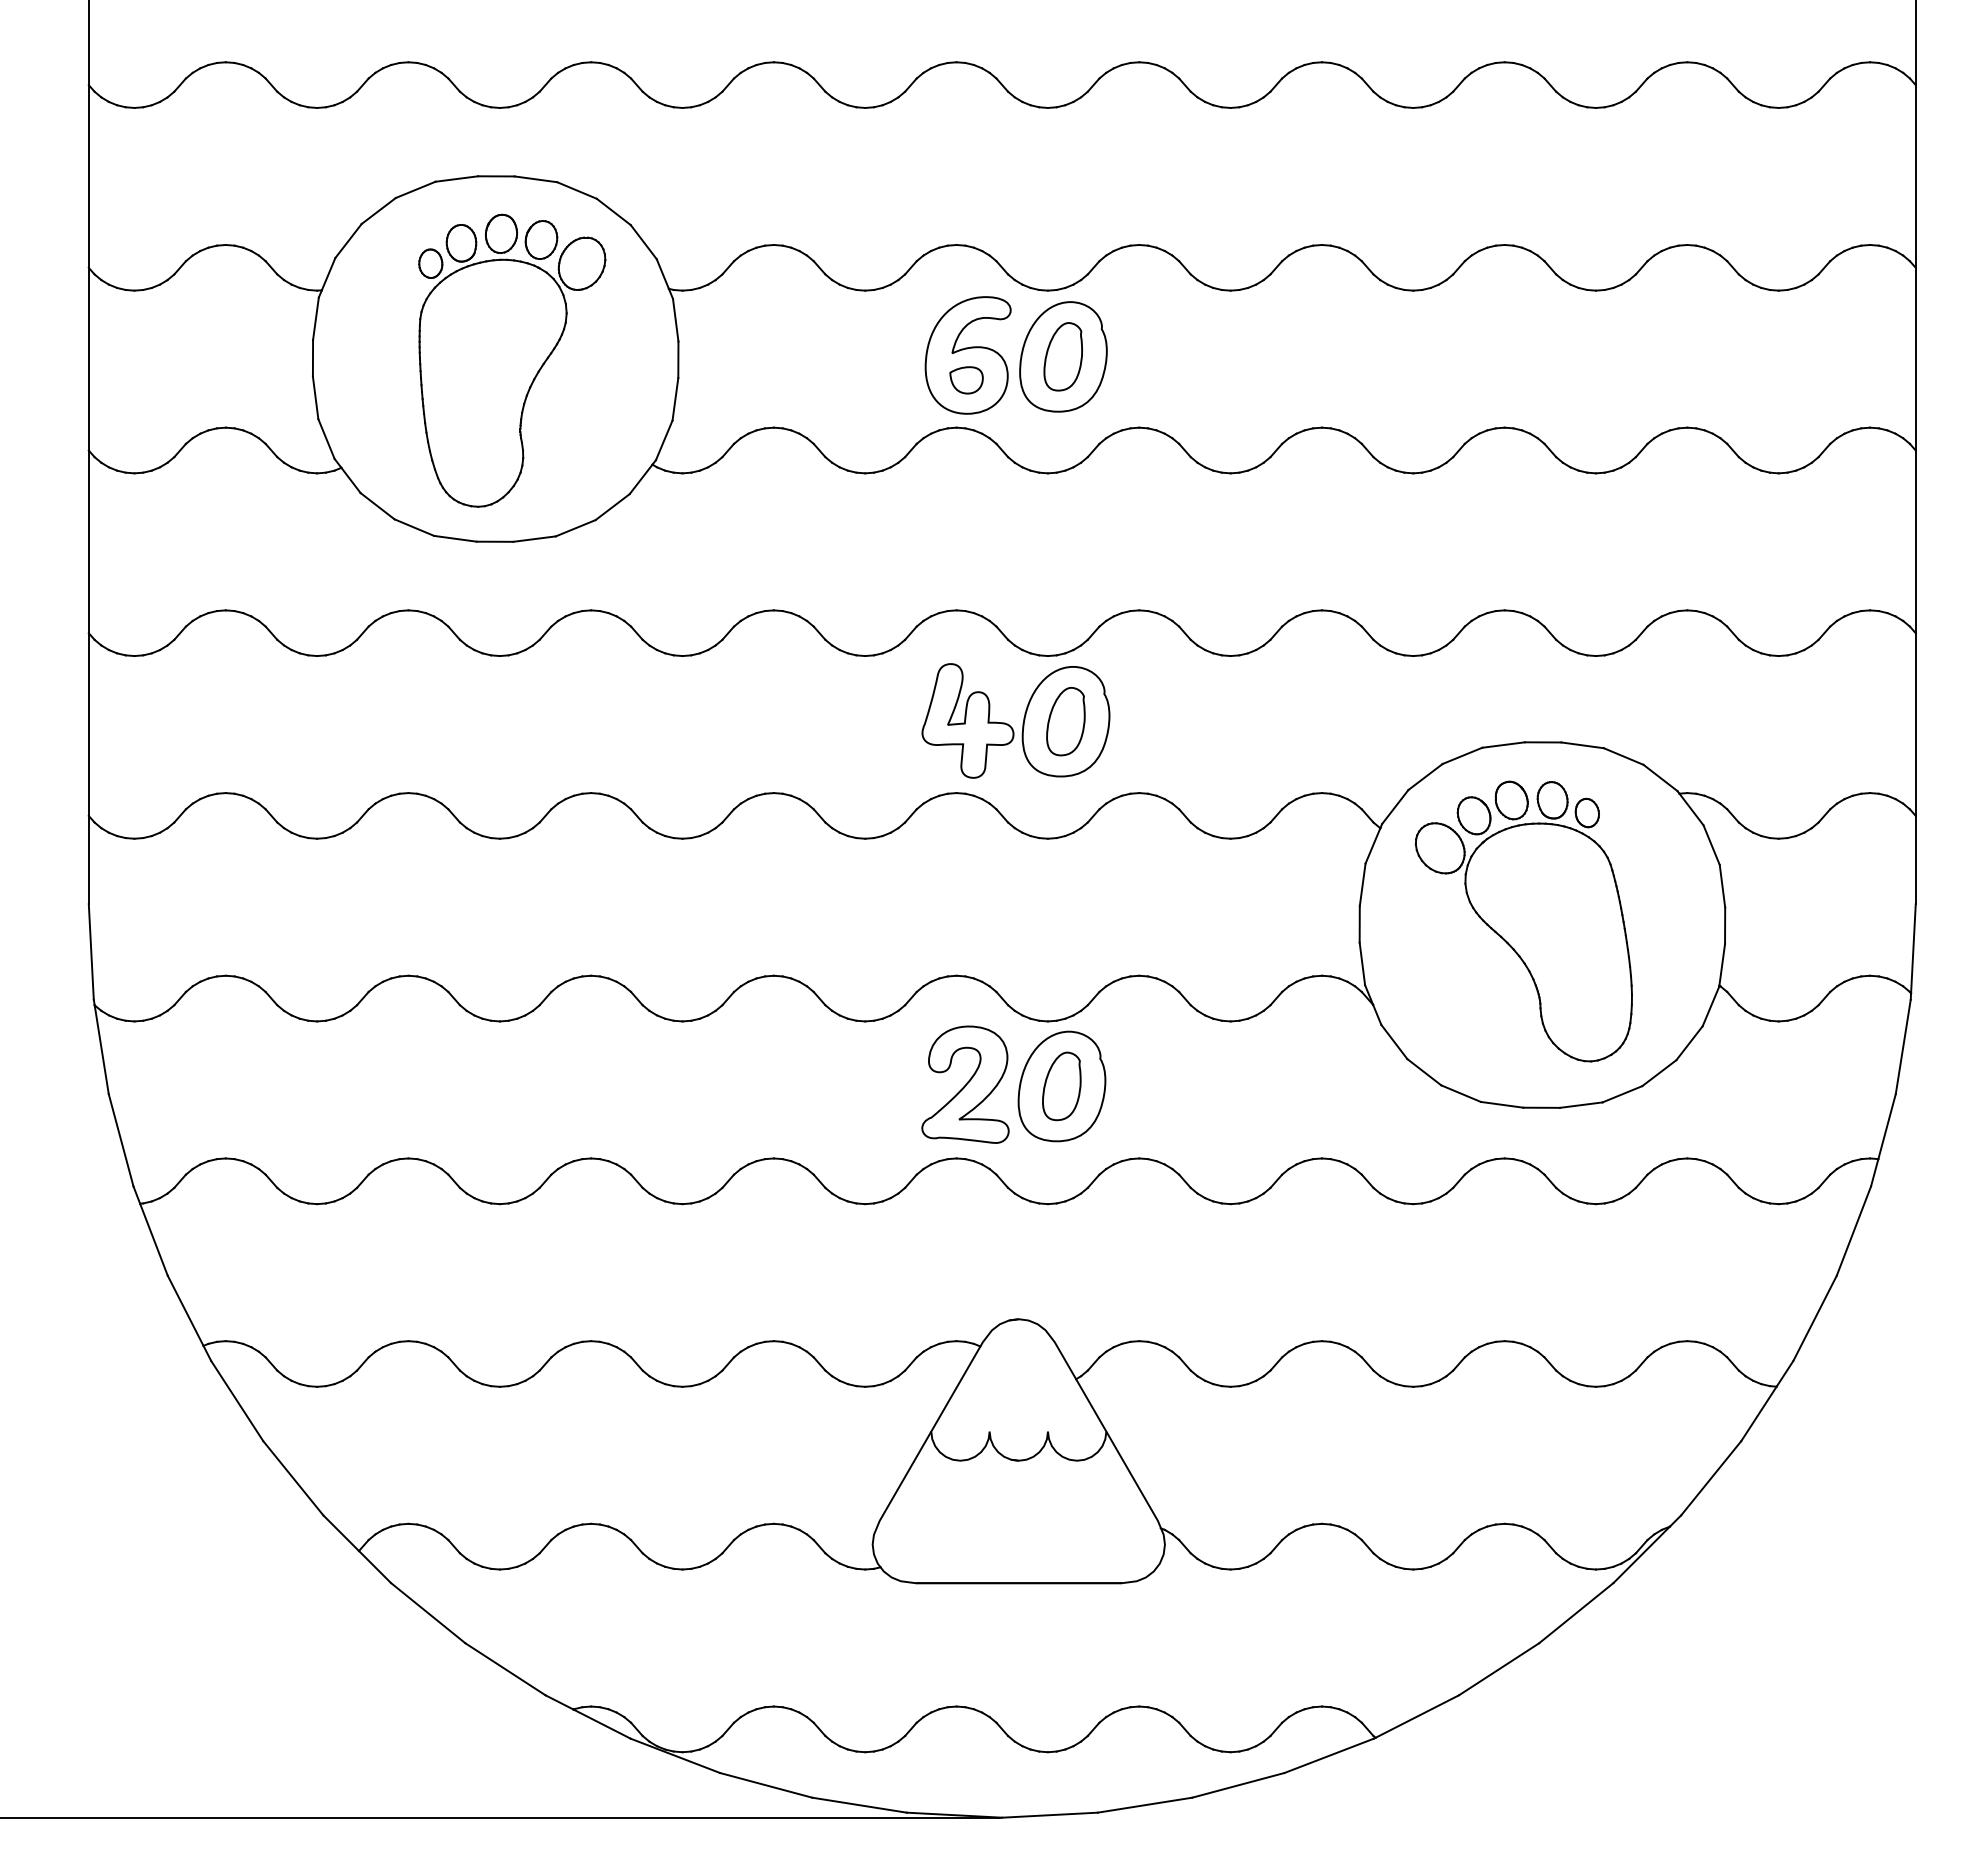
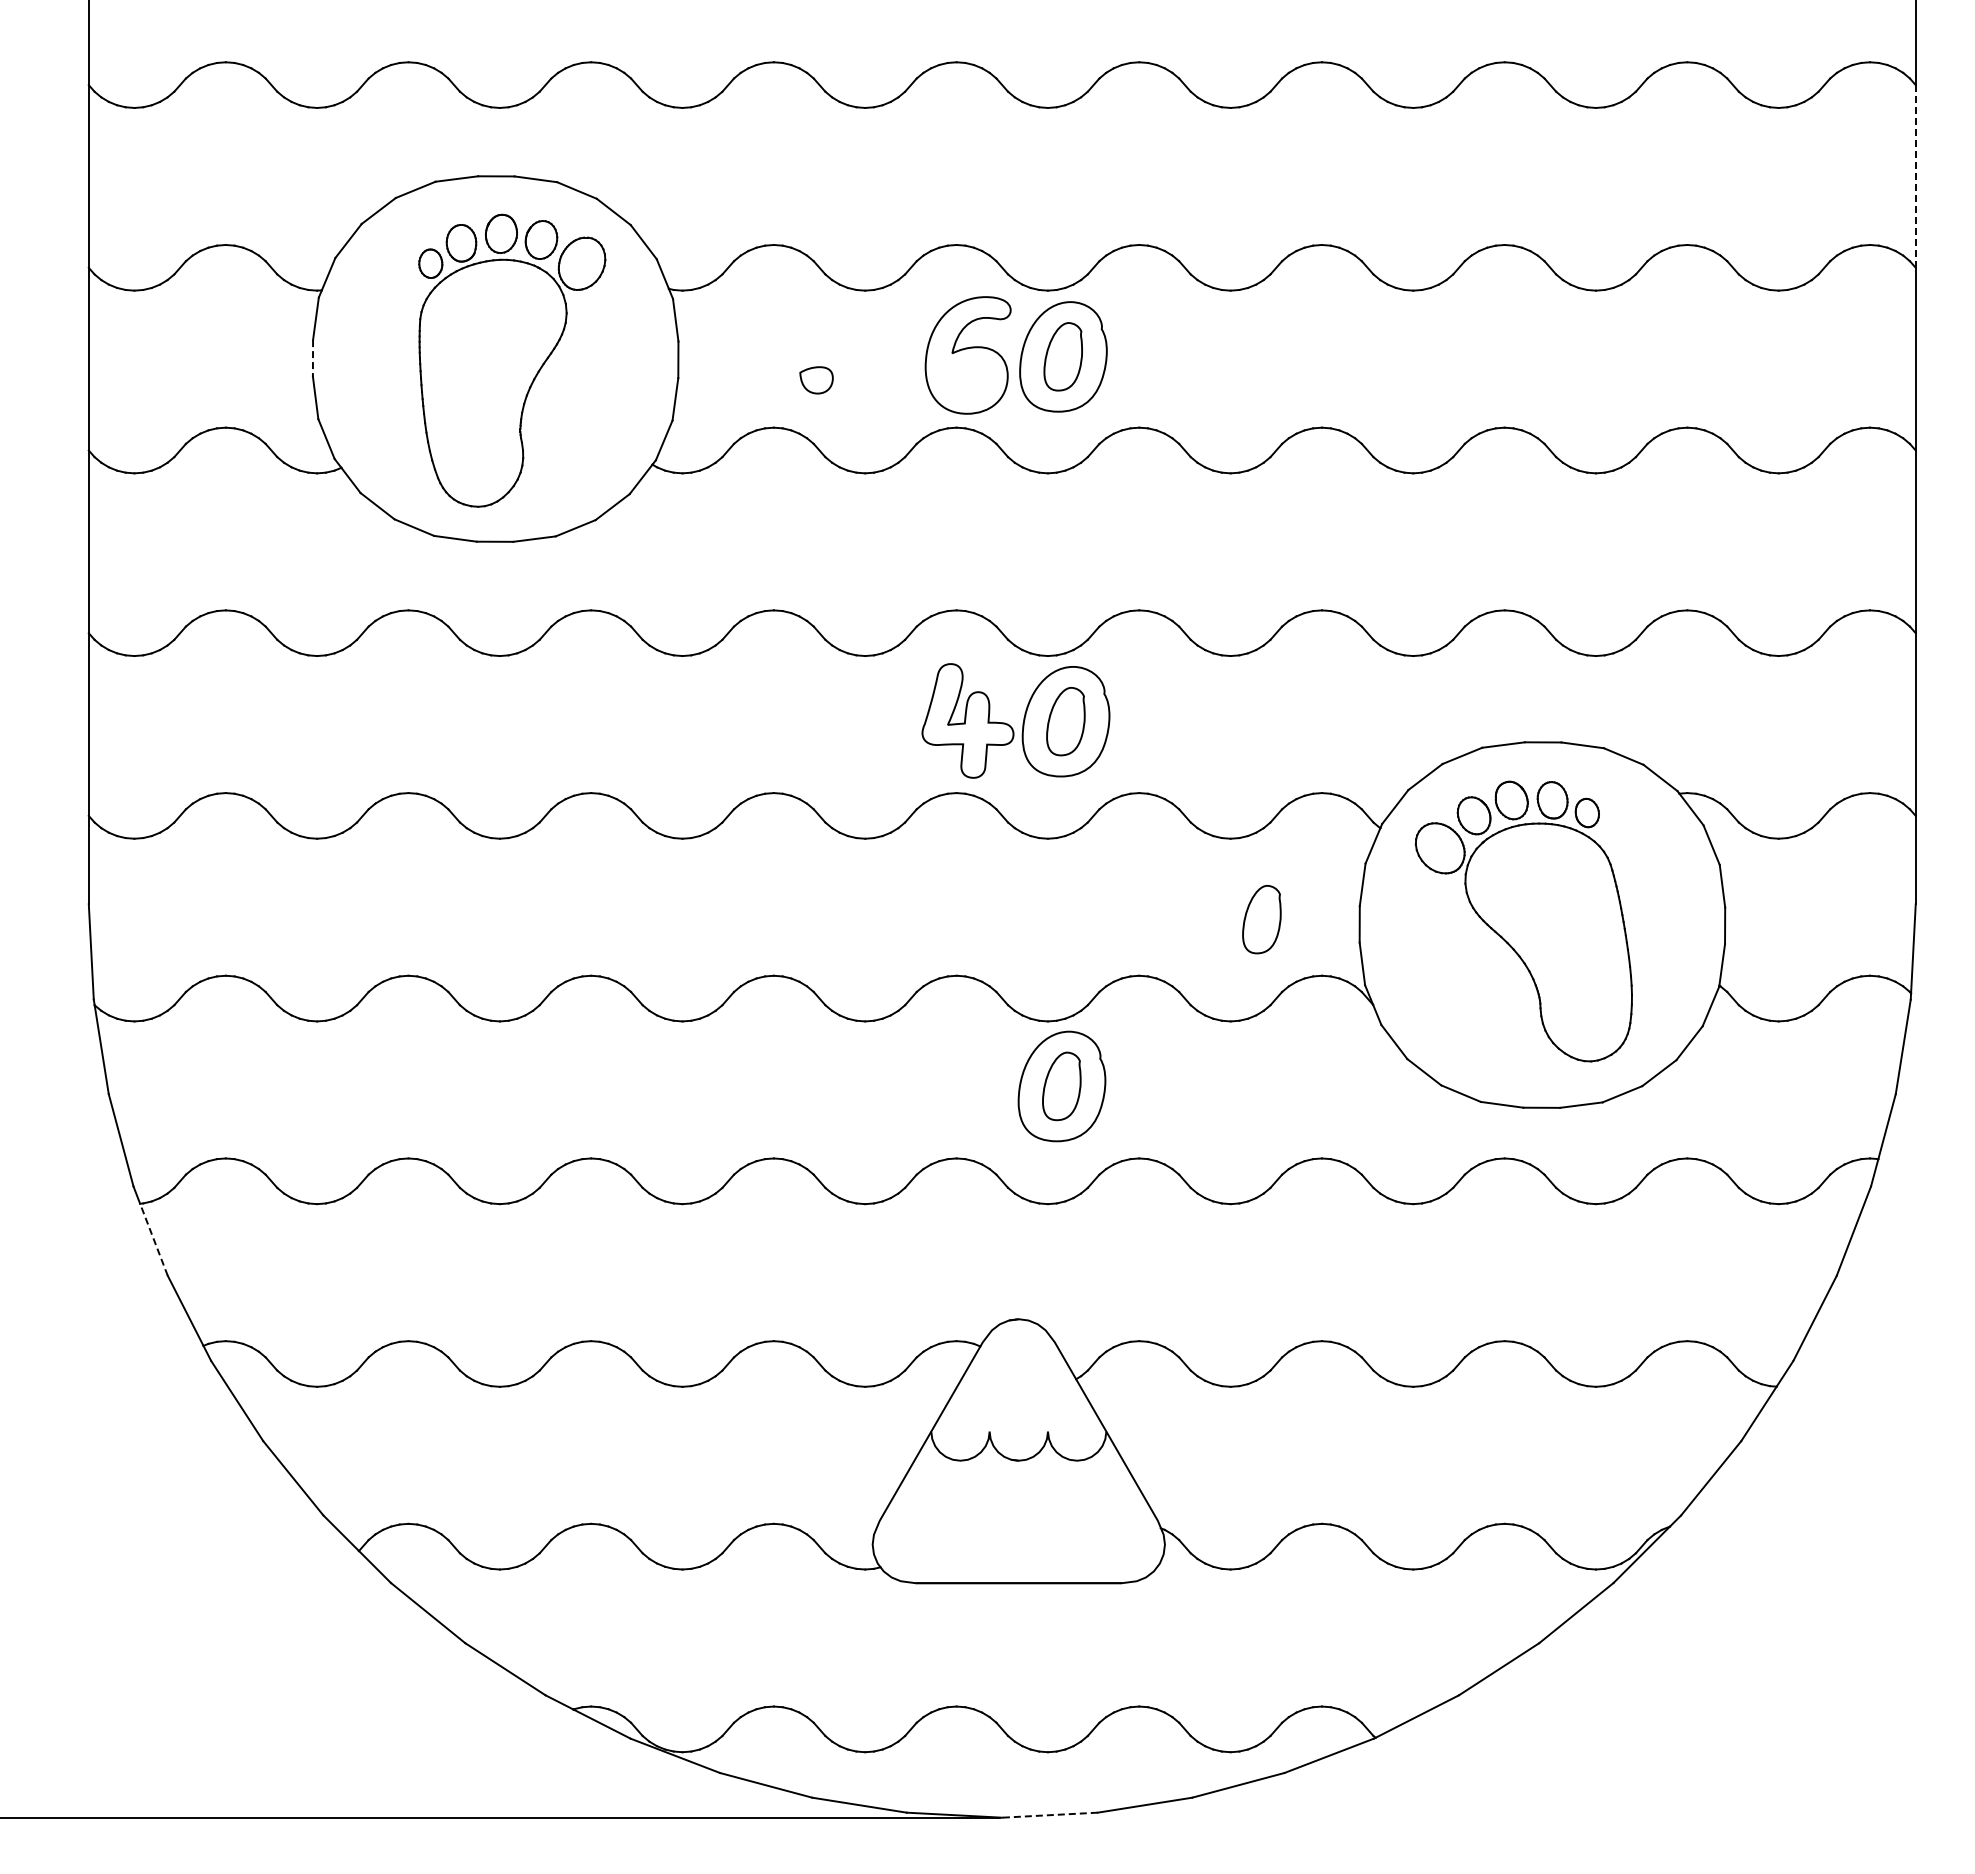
line: solid -> dashed (1915, 175)
line: solid -> dashed (312, 358)
part position: (966, 380) -> (816, 380) (816, 380)
part: none -> present (1261, 919)
part: present -> none (965, 1084)
line: solid -> dashed (153, 1239)
line: solid -> dashed (1050, 1815)
